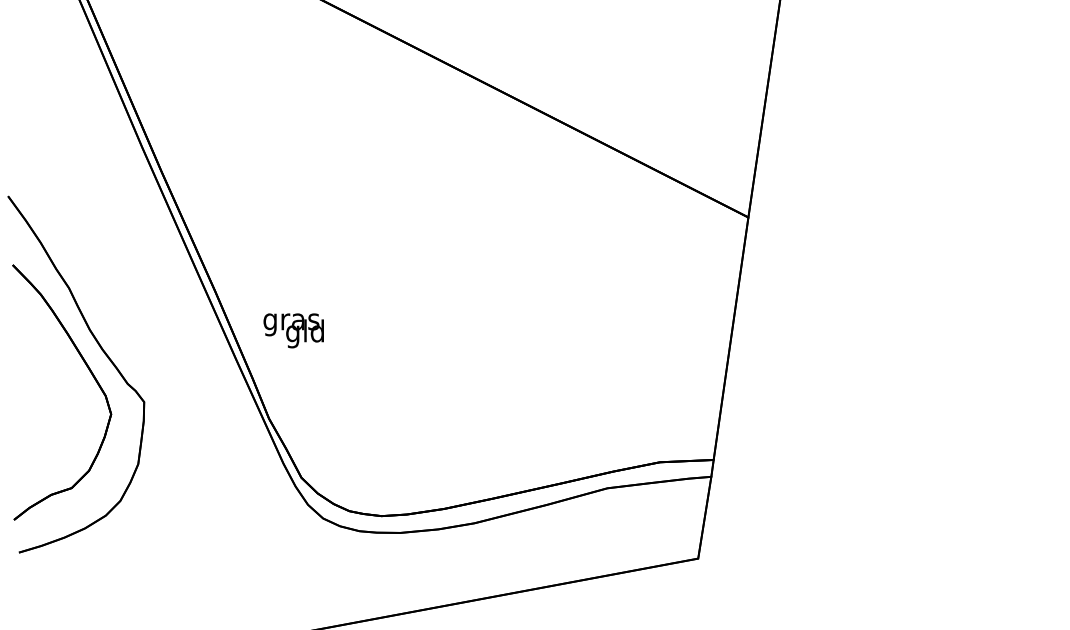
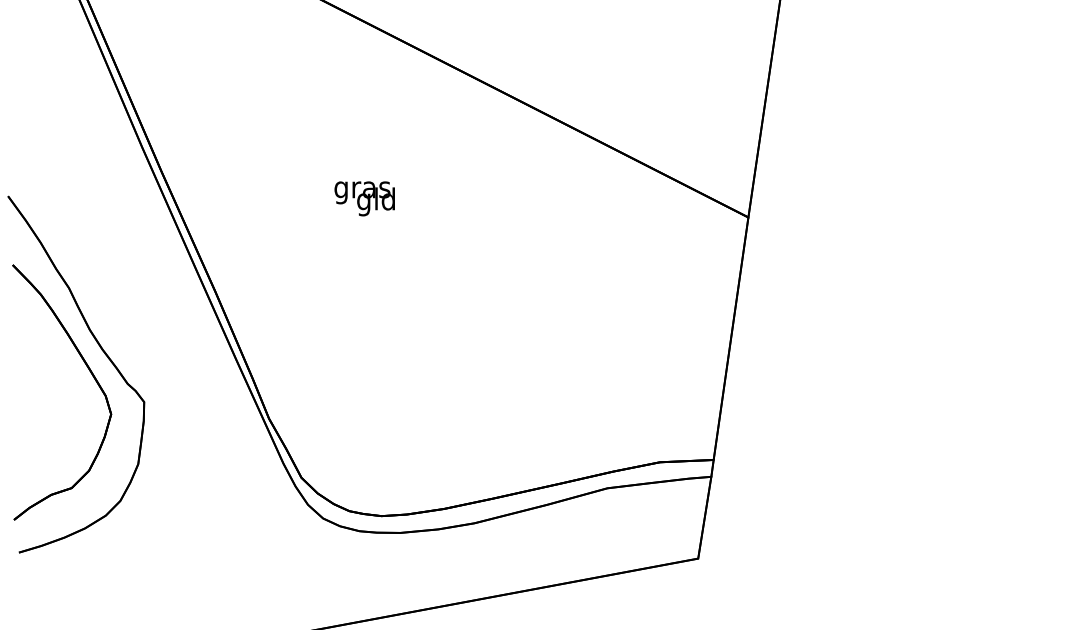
text position: (293, 330) -> (364, 198) (364, 198)
